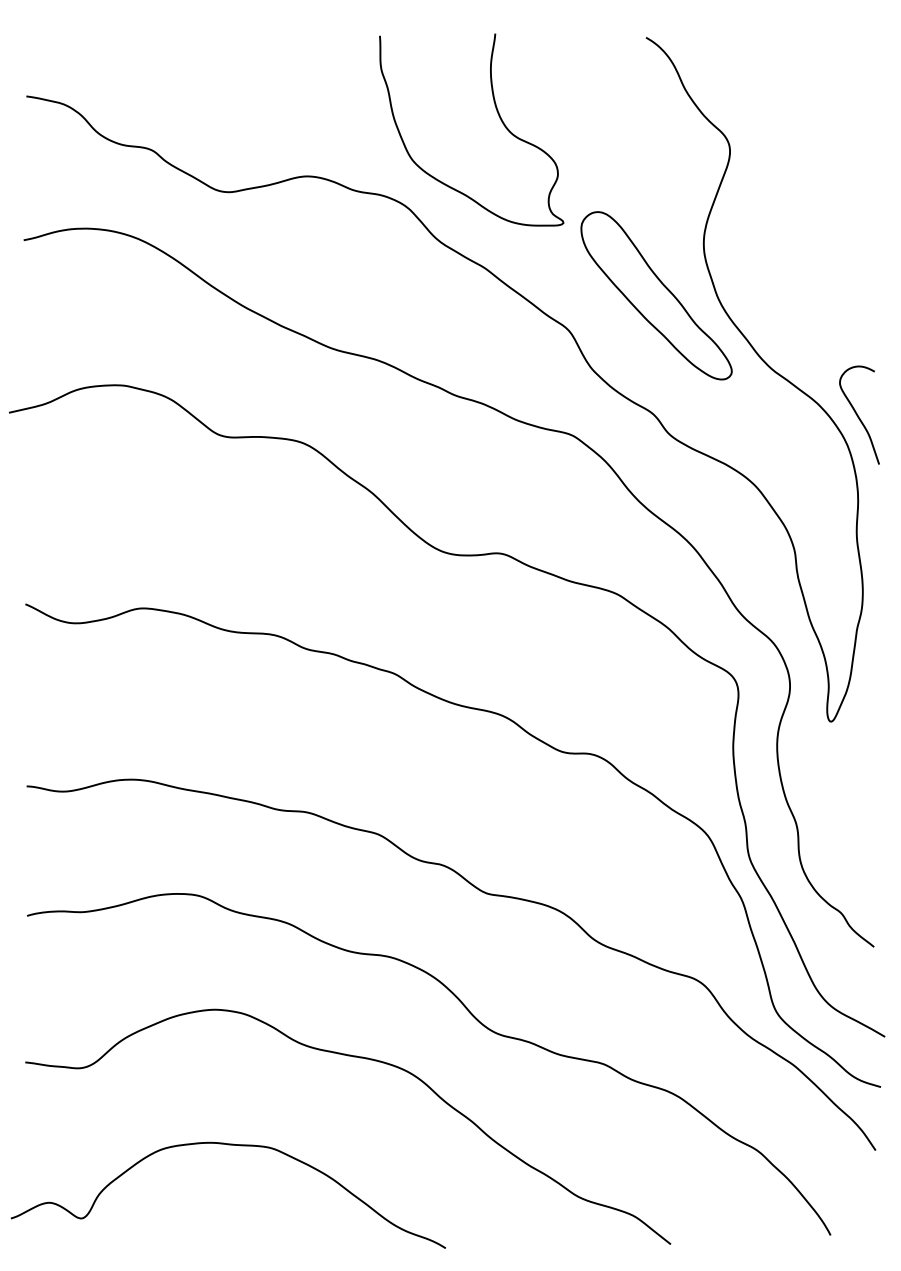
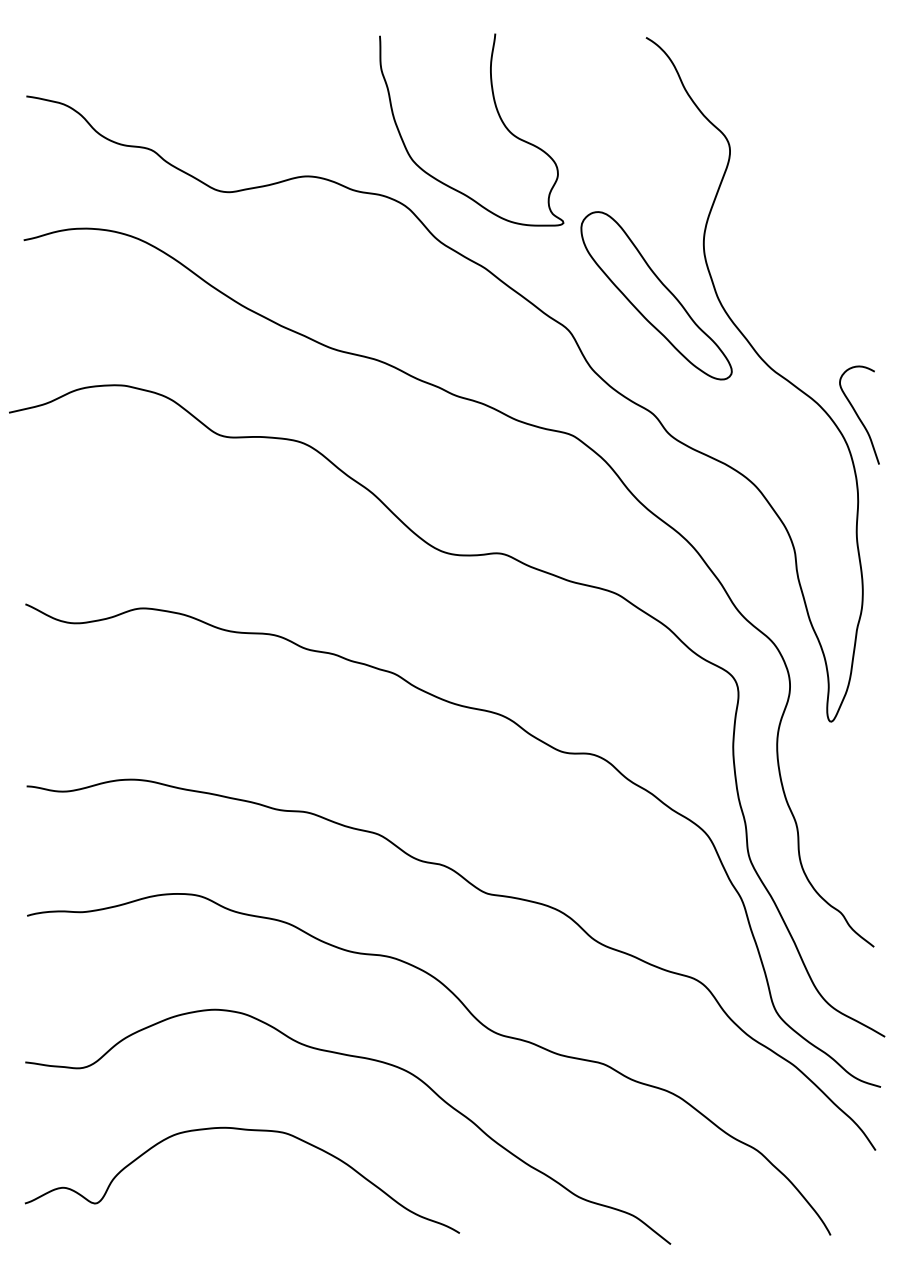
curve position: (228, 1145) -> (242, 1130) (242, 1130)
